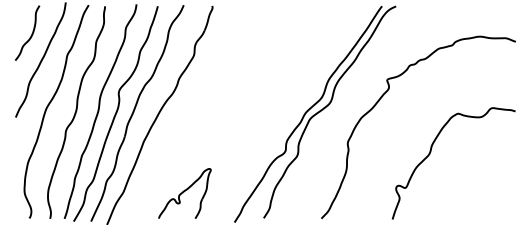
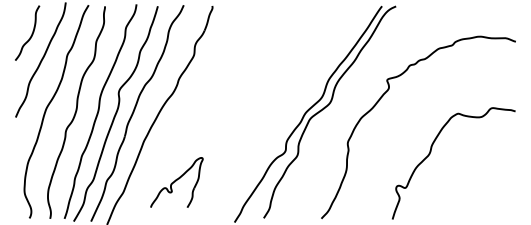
part position: (184, 193) -> (176, 182) (176, 182)
